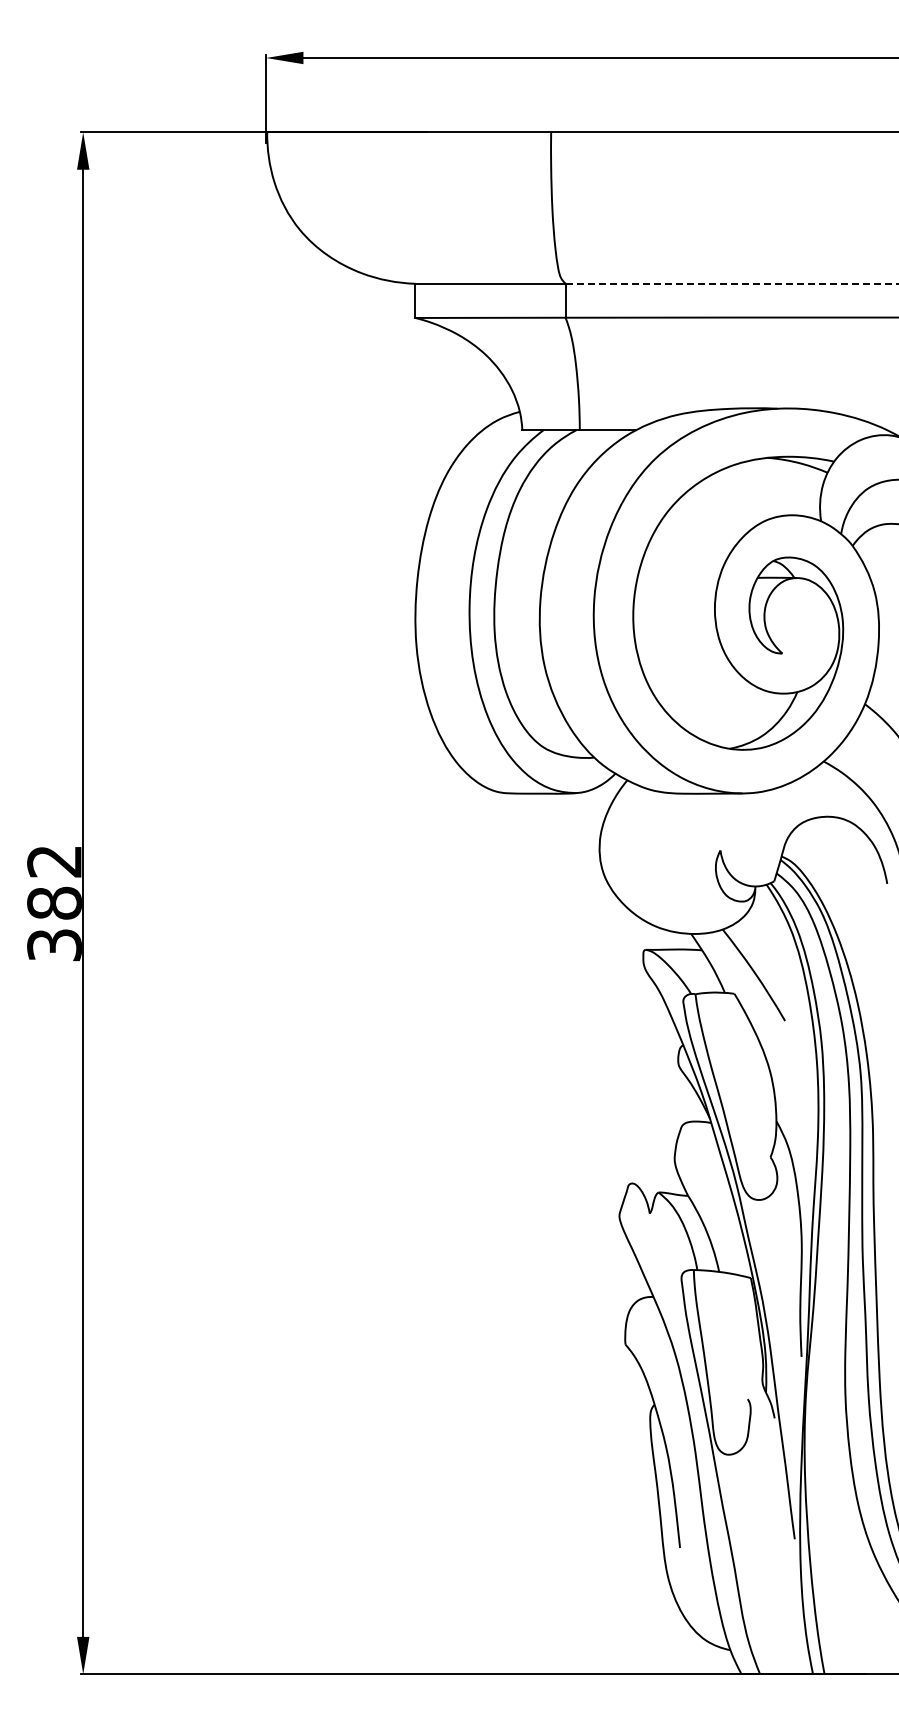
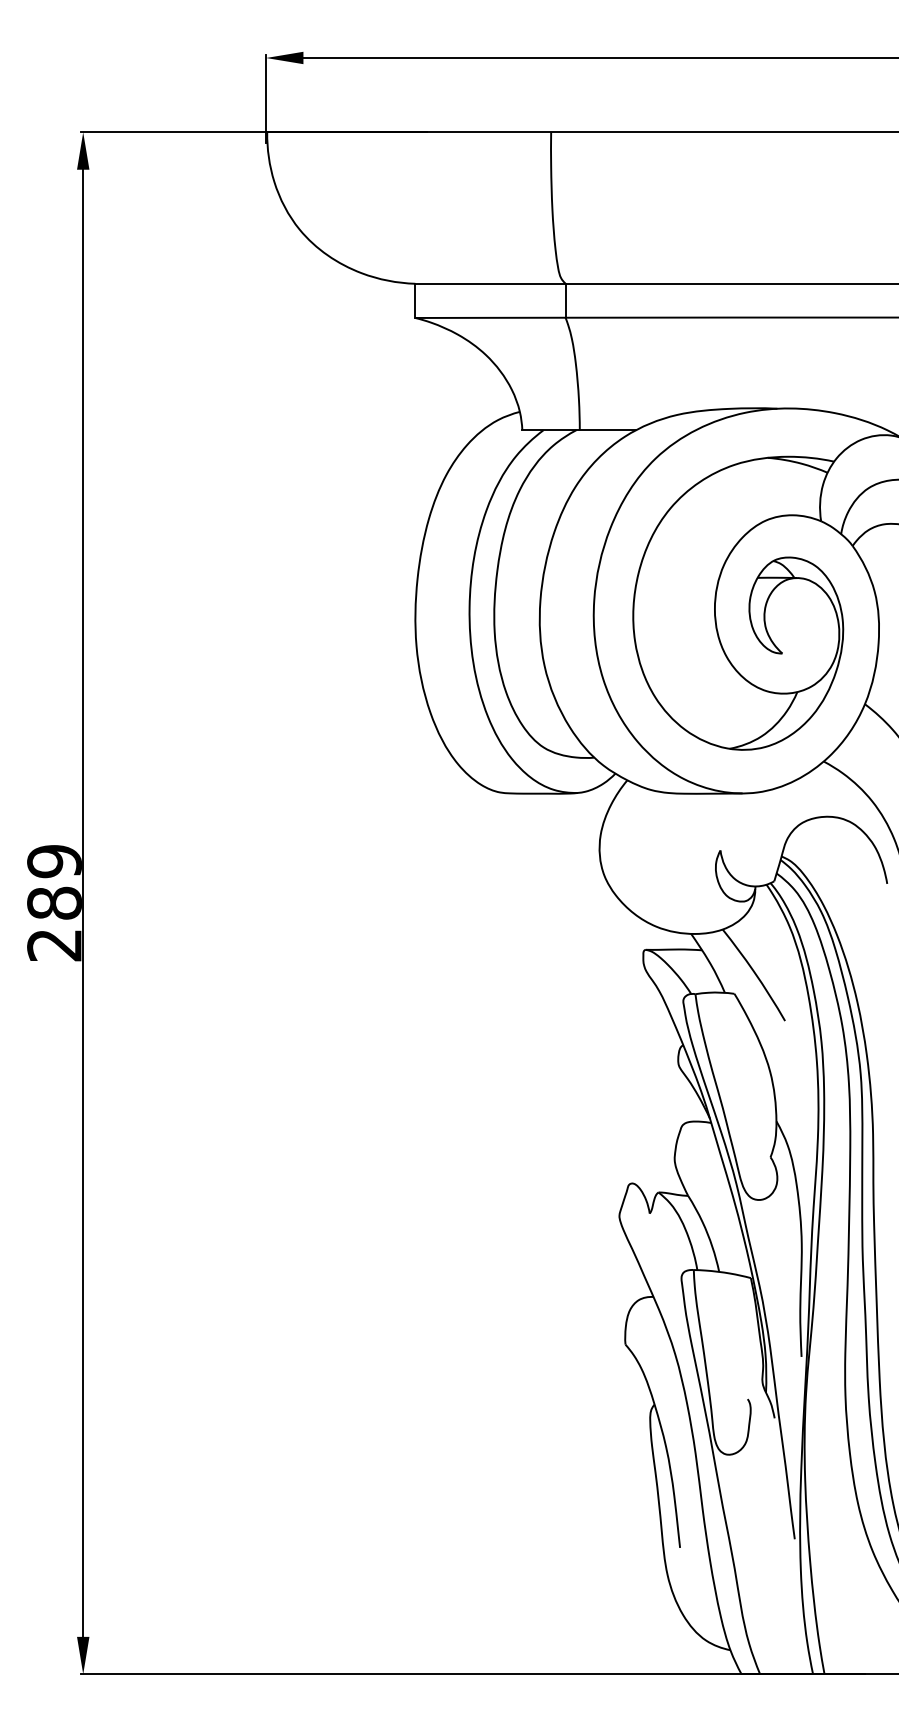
line: dashed -> solid (732, 283)
text: 382 -> 289 (54, 903)
